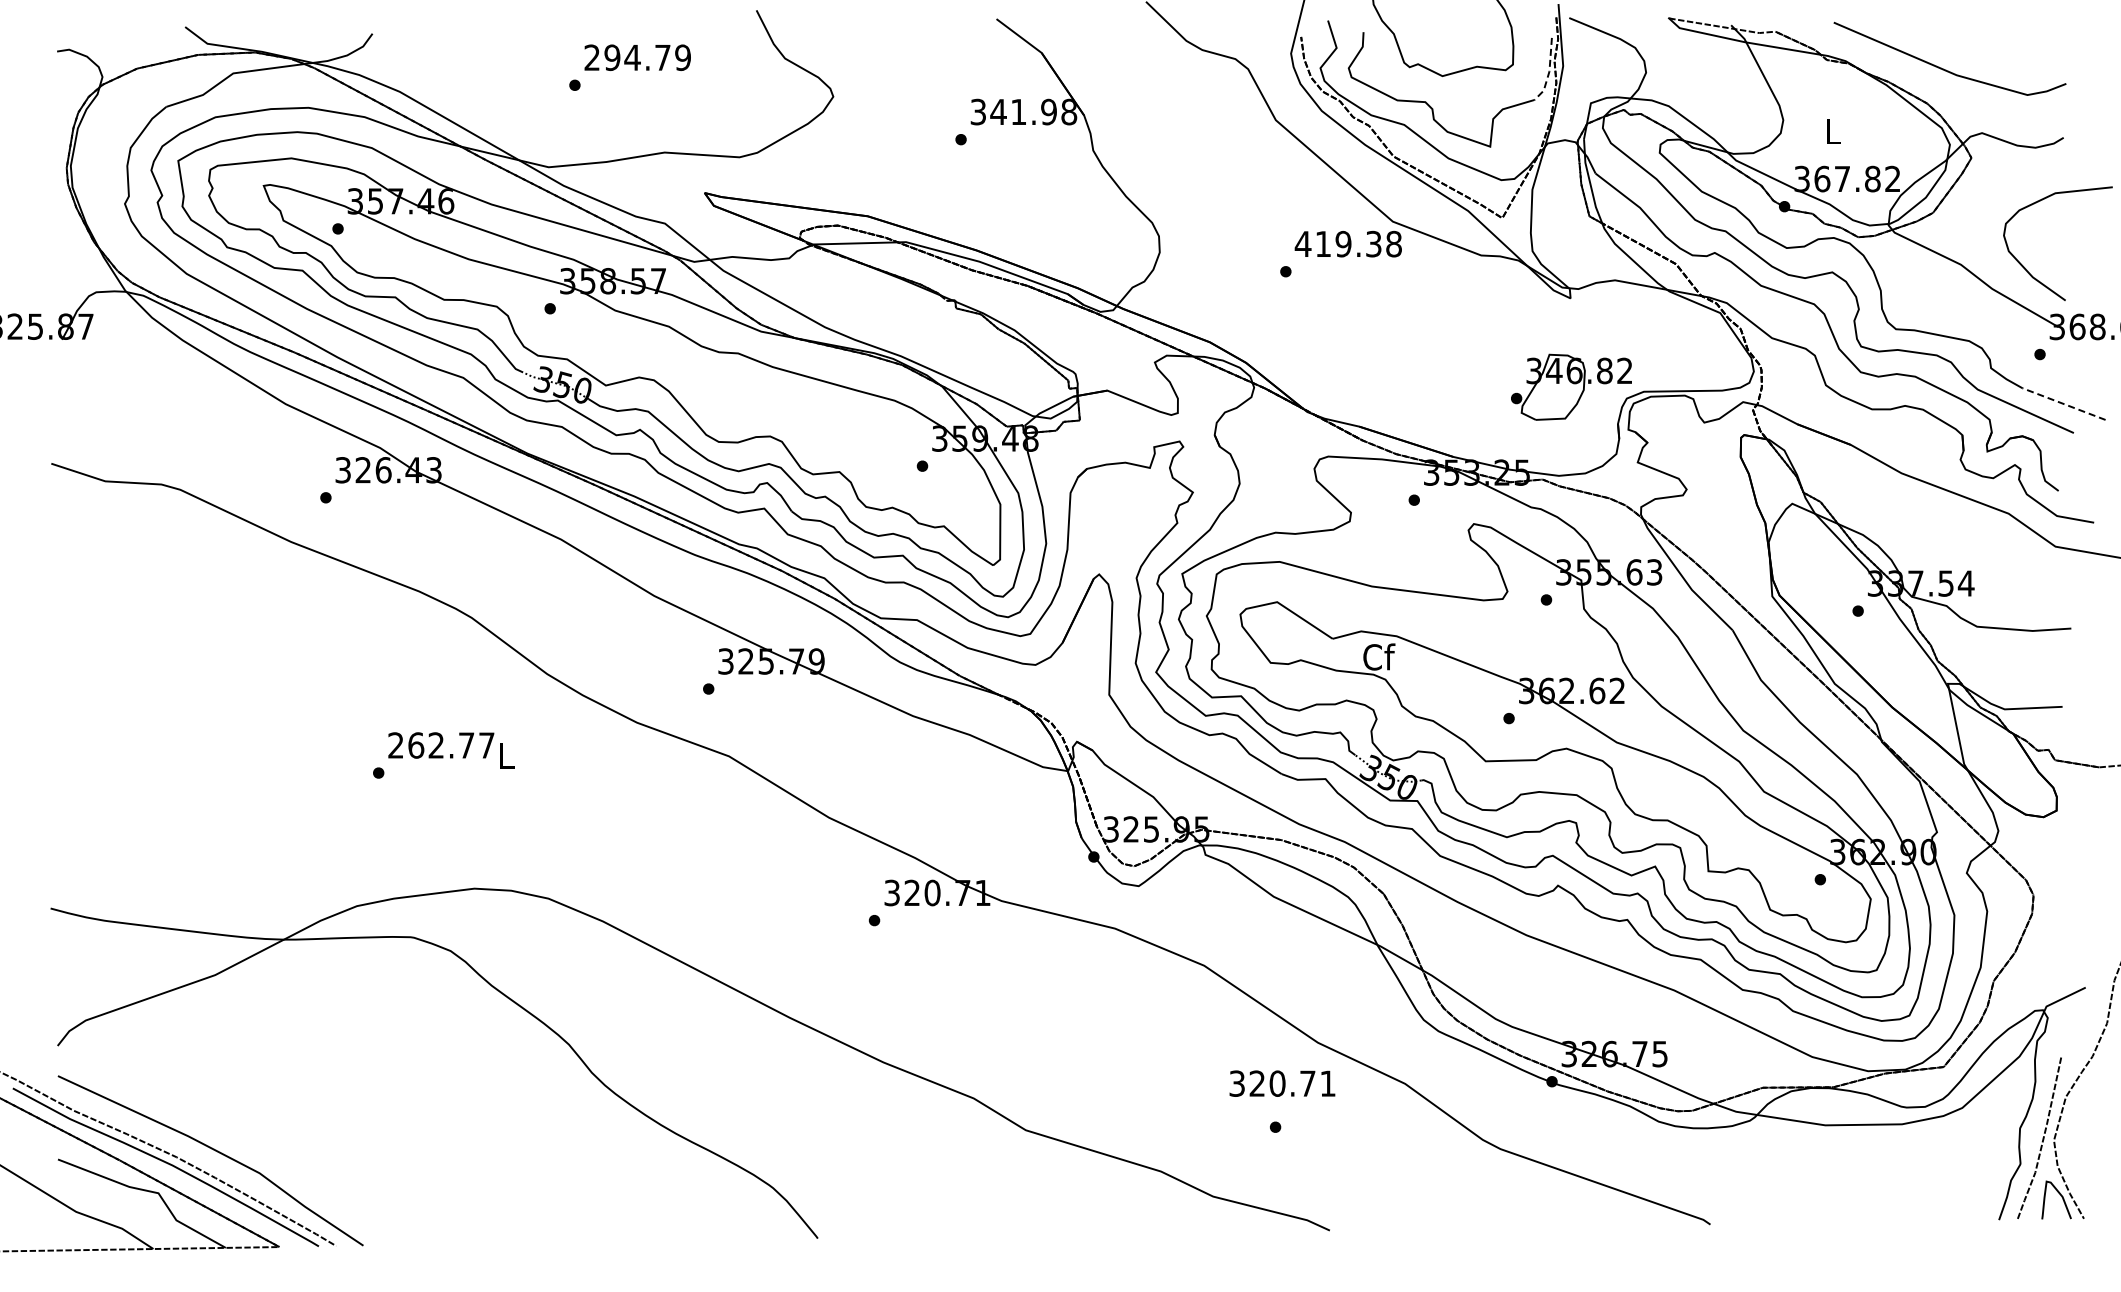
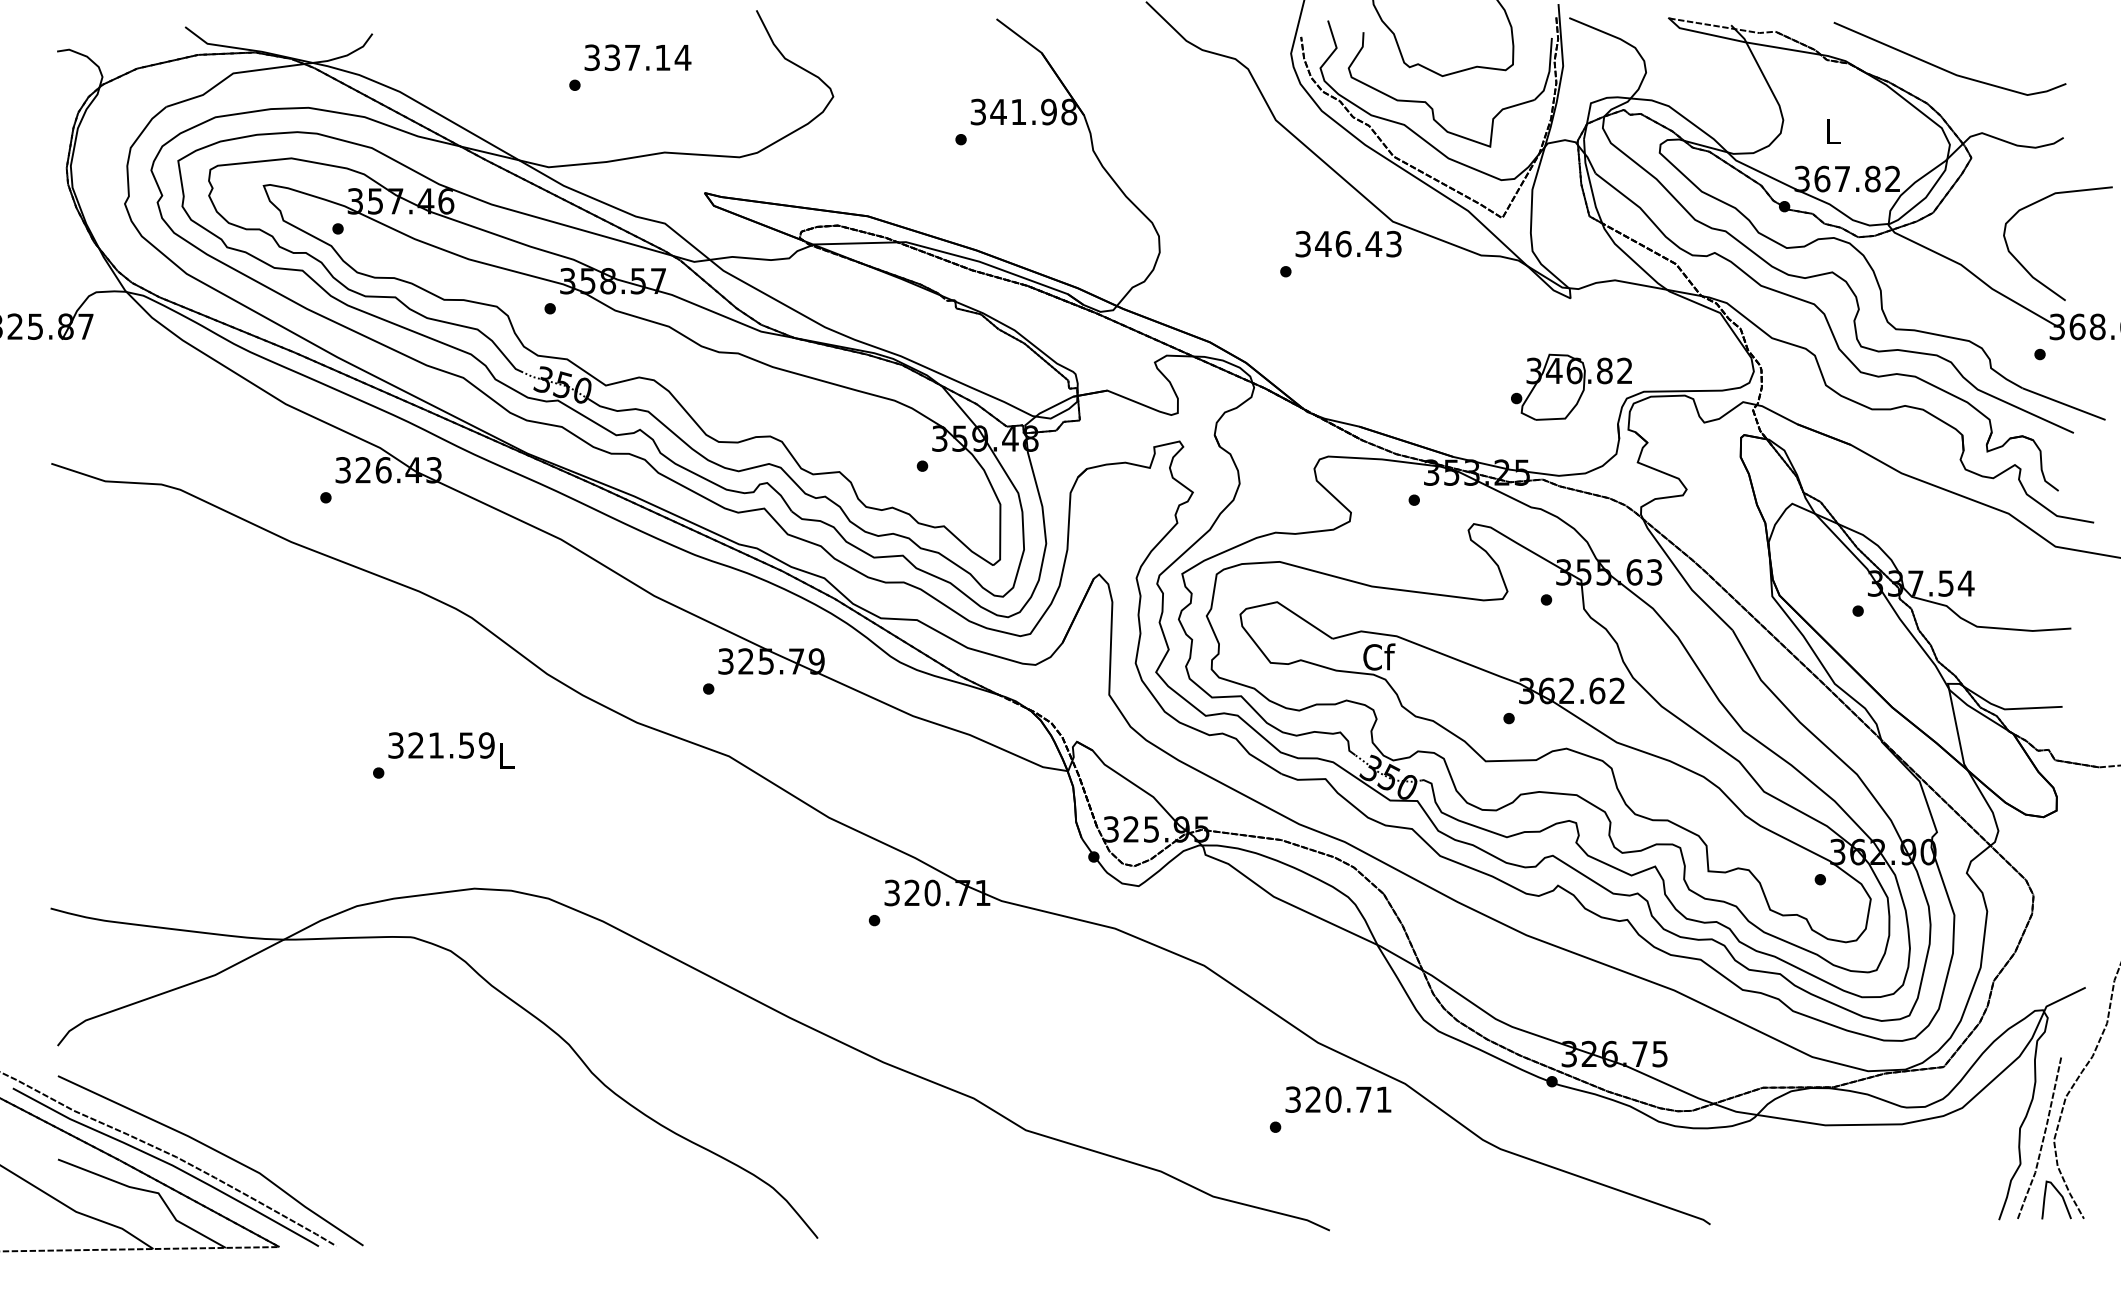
text: 294.79 -> 337.14 (637, 57)
line: dashed -> solid (1549, 72)
text: 419.38 -> 346.43 (1347, 243)
line: dashed -> solid (2063, 403)
text: 262.77 -> 321.59 (441, 745)
text position: (1282, 1083) -> (1338, 1099) (1338, 1099)
